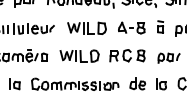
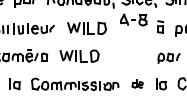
part position: (131, 27) -> (133, 19) (133, 19)
part: present -> none (127, 55)
part size: 17x14 px -> 13x10 px (137, 83)
